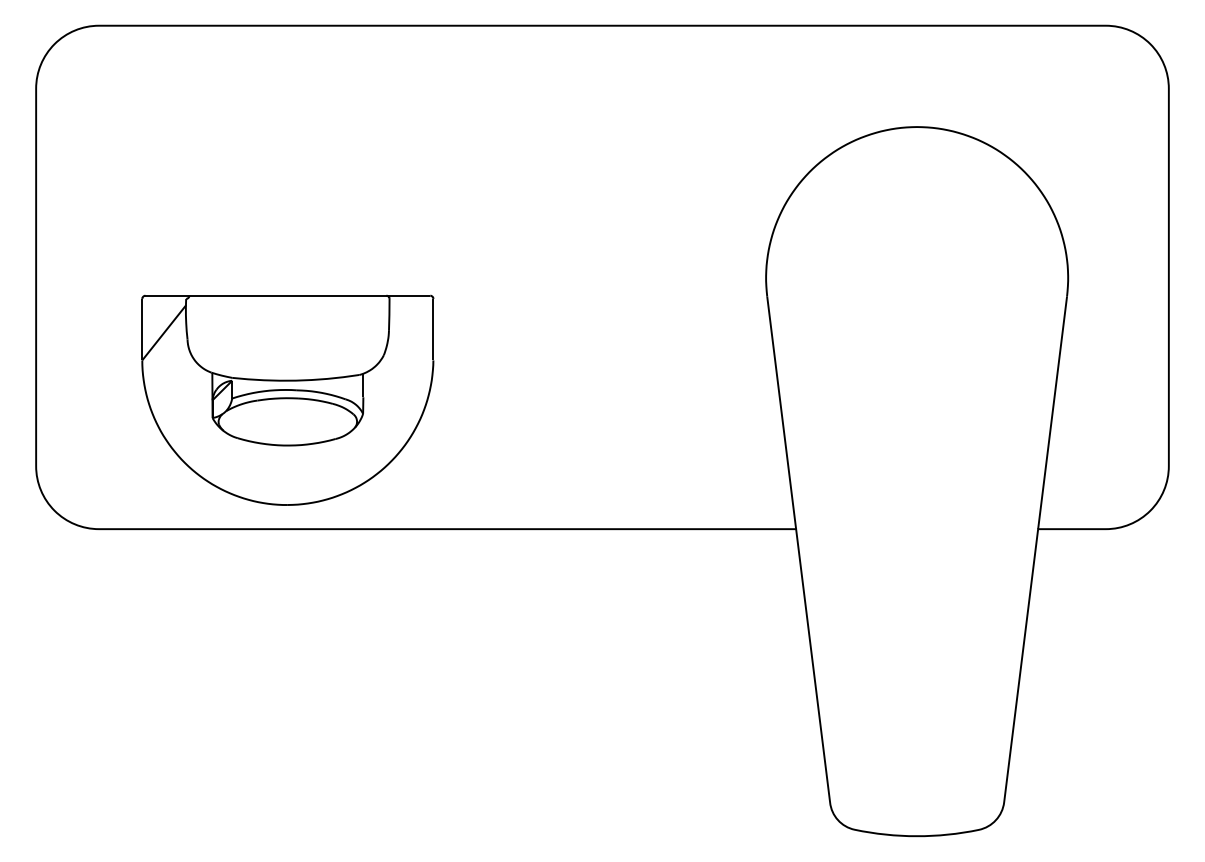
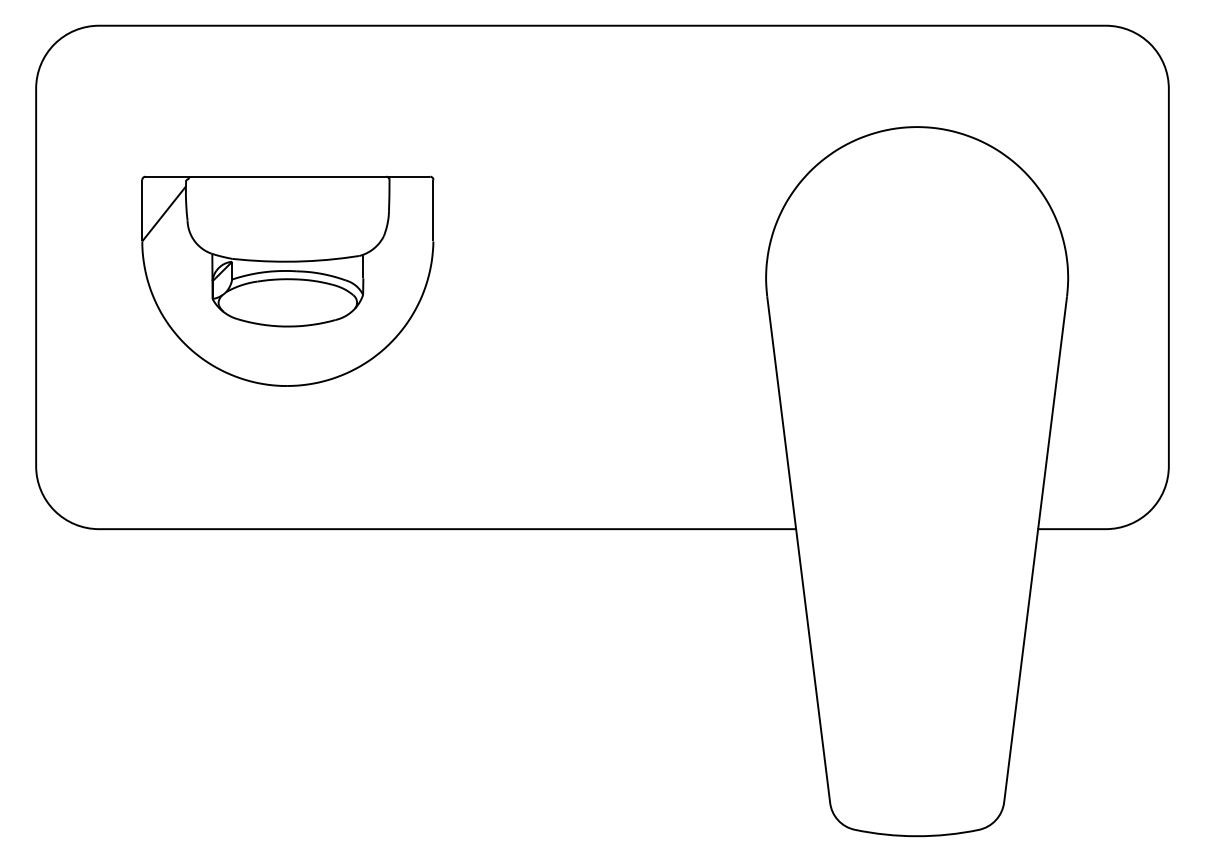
part position: (287, 399) -> (287, 280) (287, 280)
